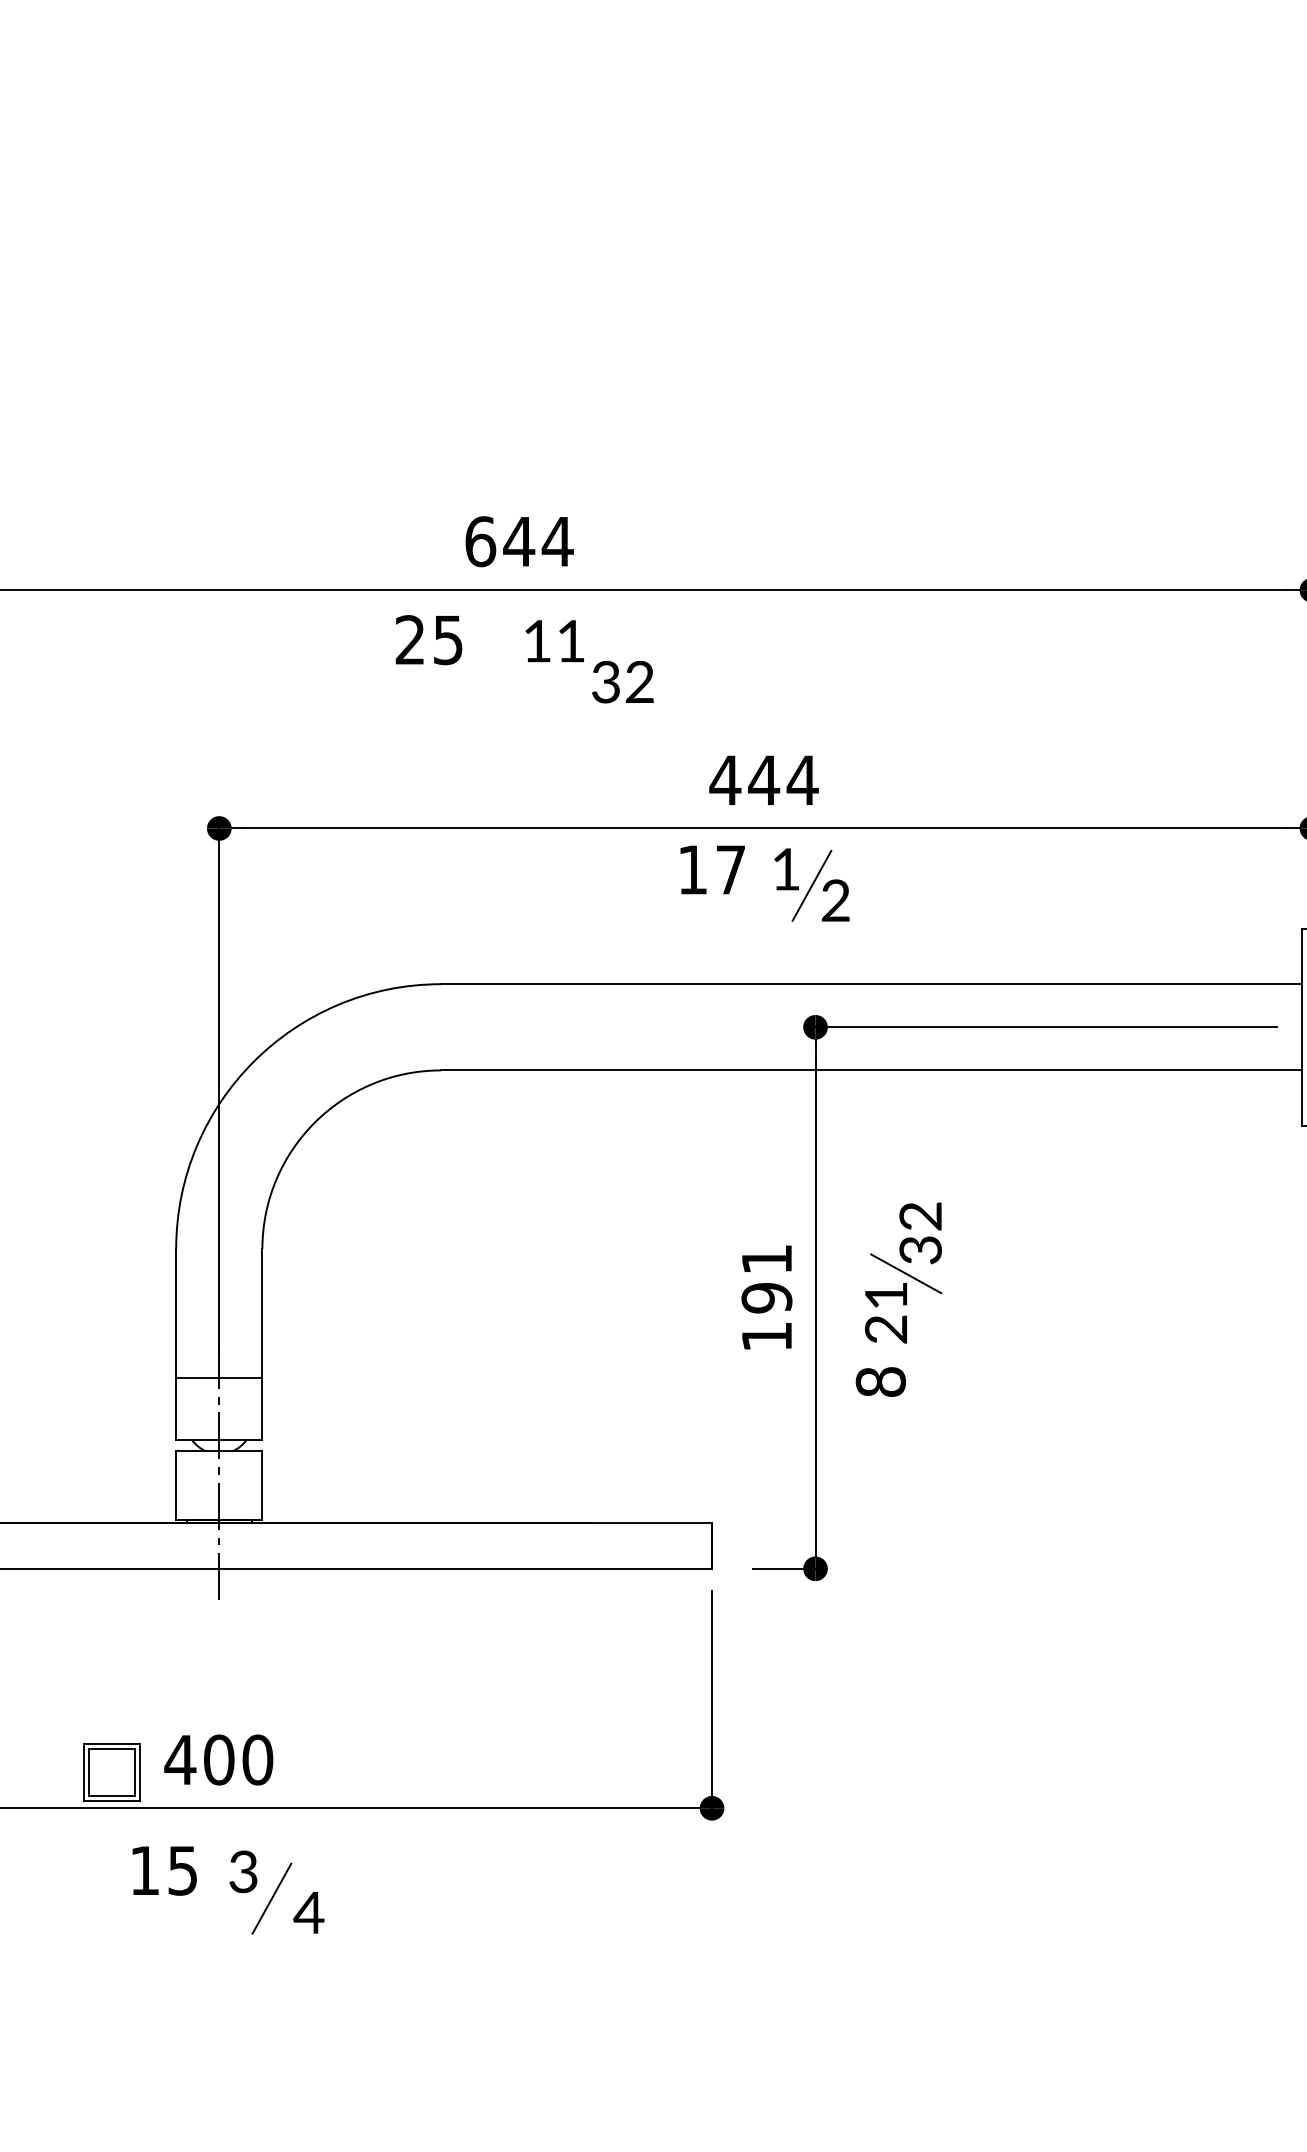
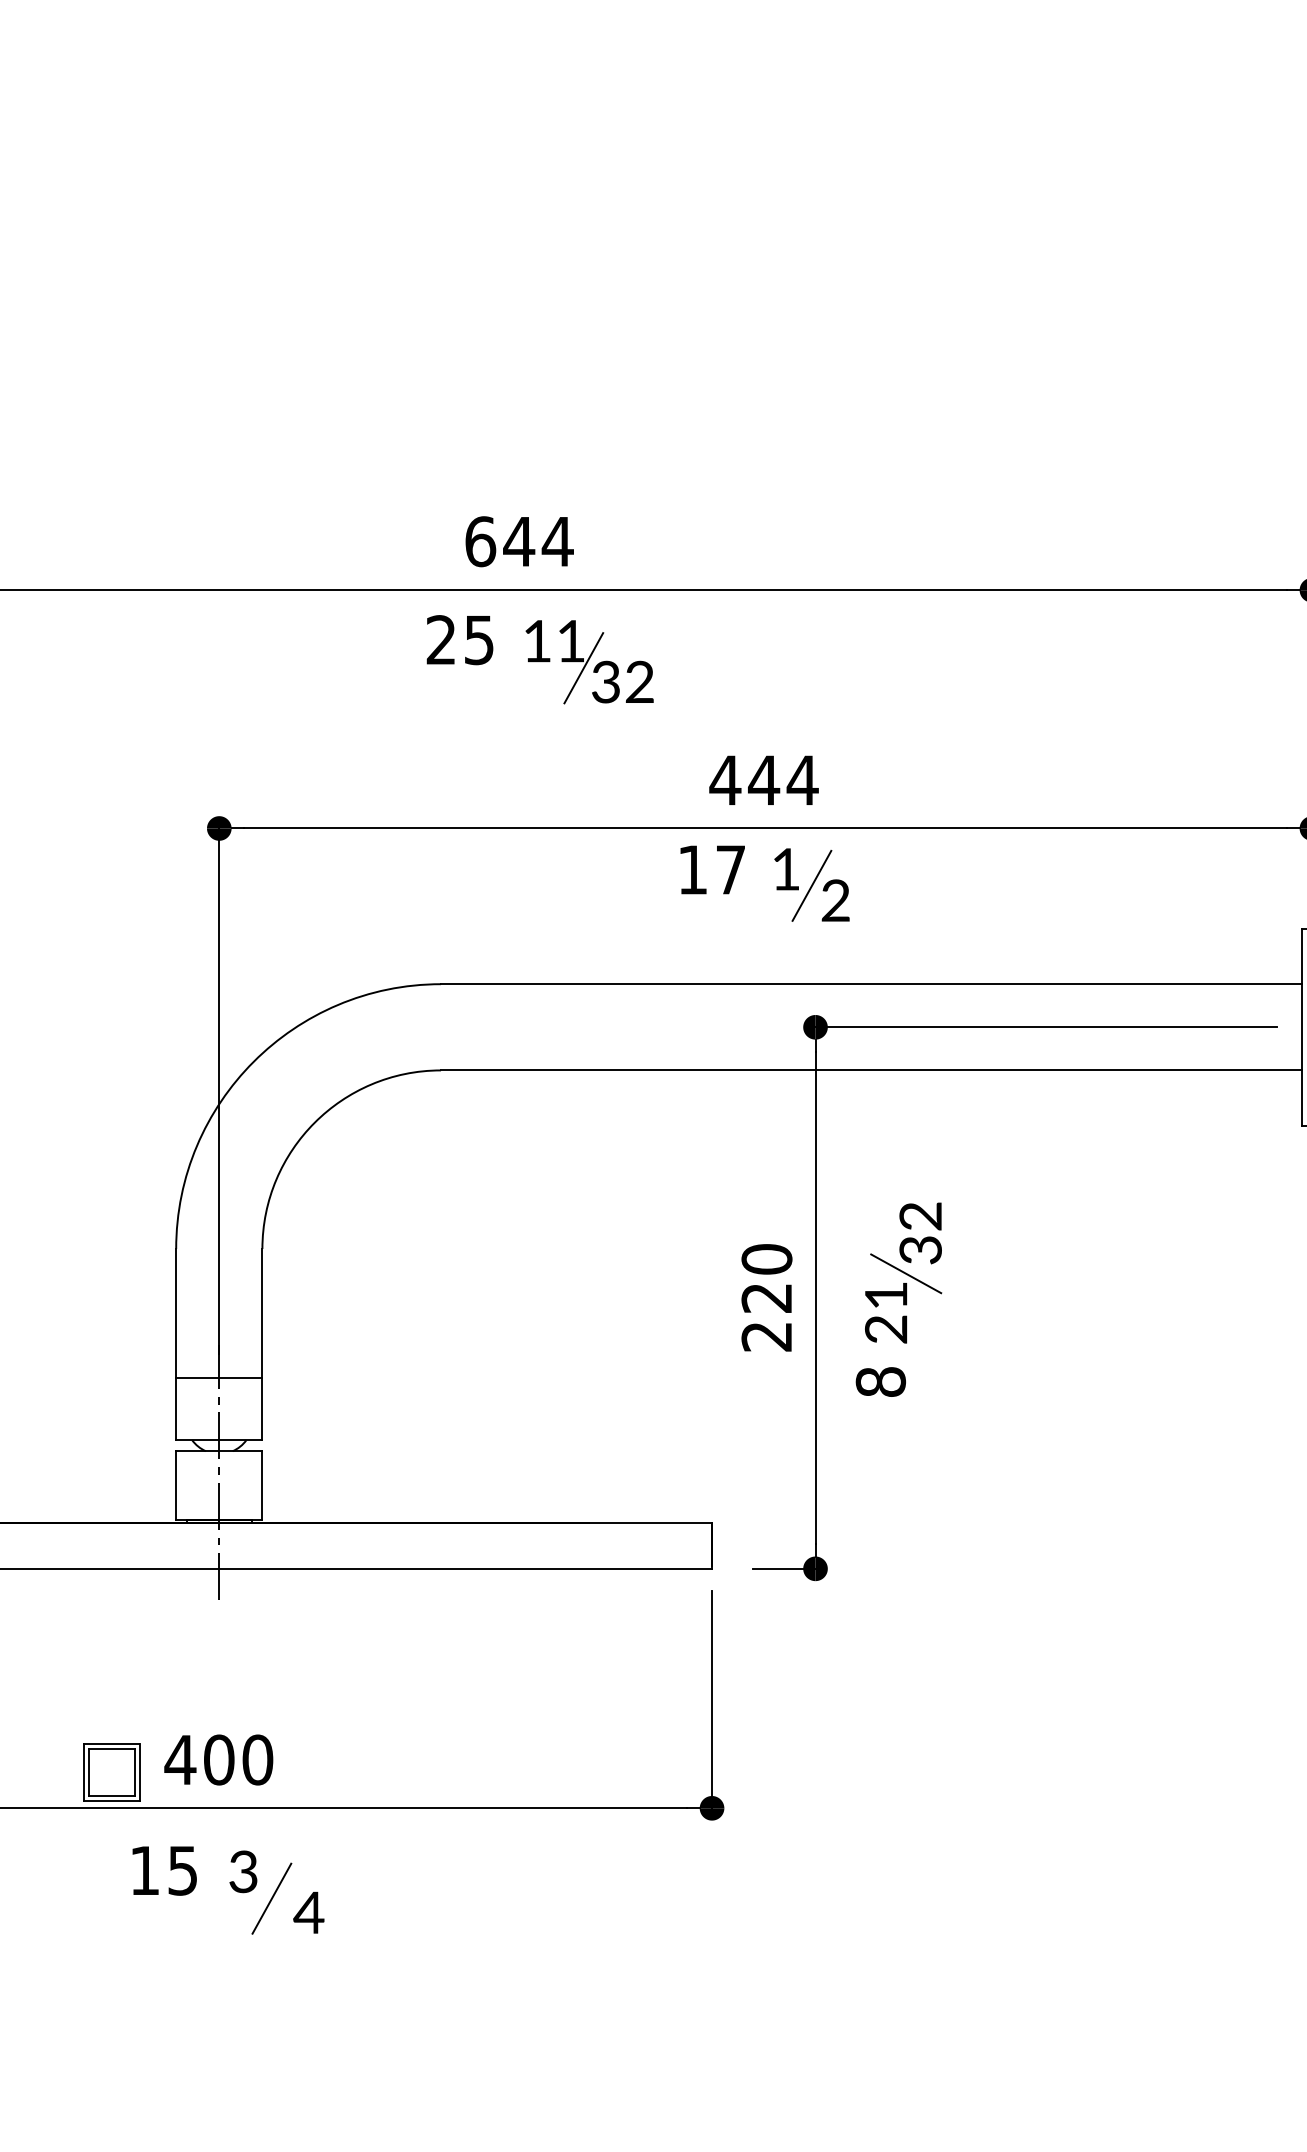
text position: (428, 640) -> (459, 640) (459, 640)
line: none -> present (583, 668)
text: 191 -> 220 (766, 1297)
